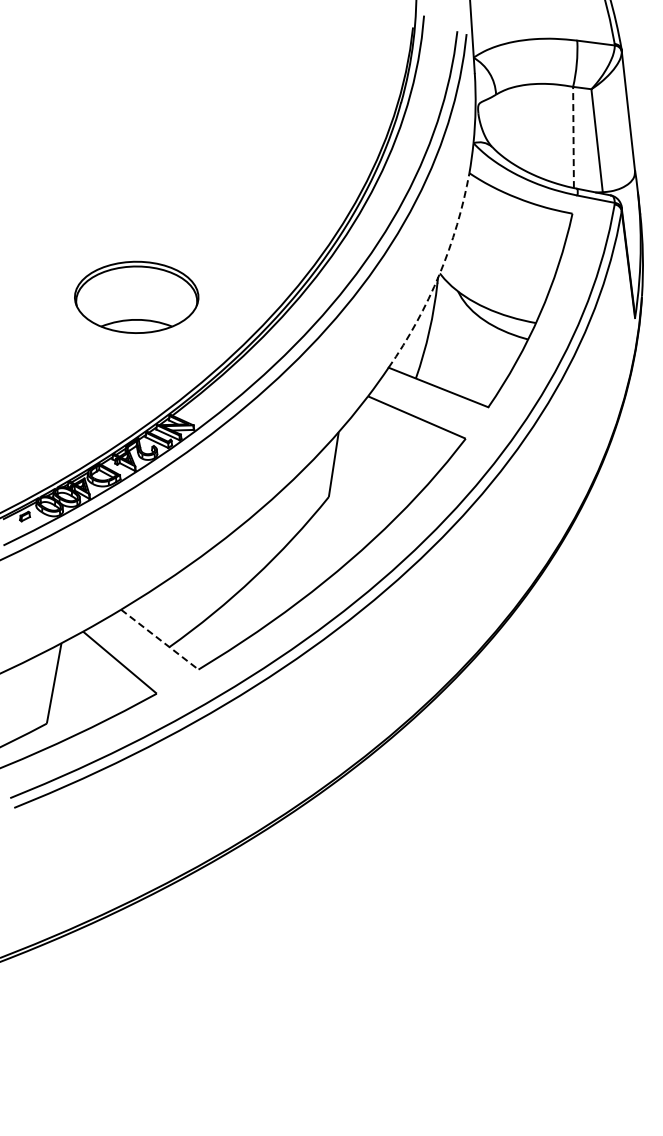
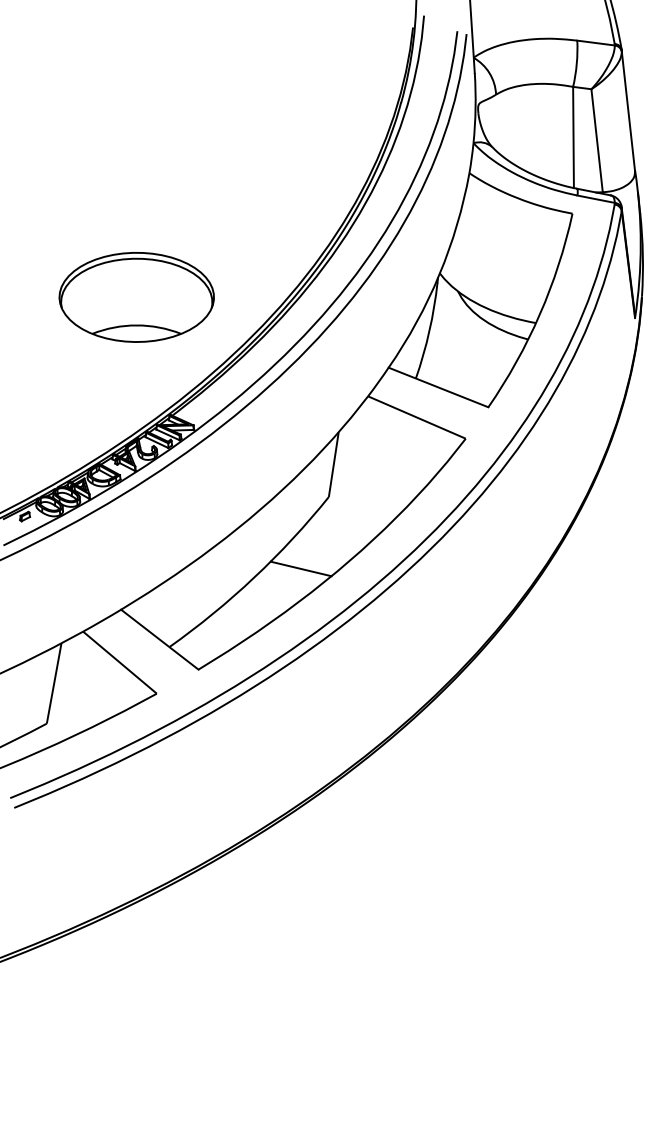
line: dashed -> solid (573, 137)
arc: dashed -> solid (439, 274)
part size: 126x74 px -> 157x91 px (136, 297)
line: none -> present (300, 568)
line: dashed -> solid (159, 639)
